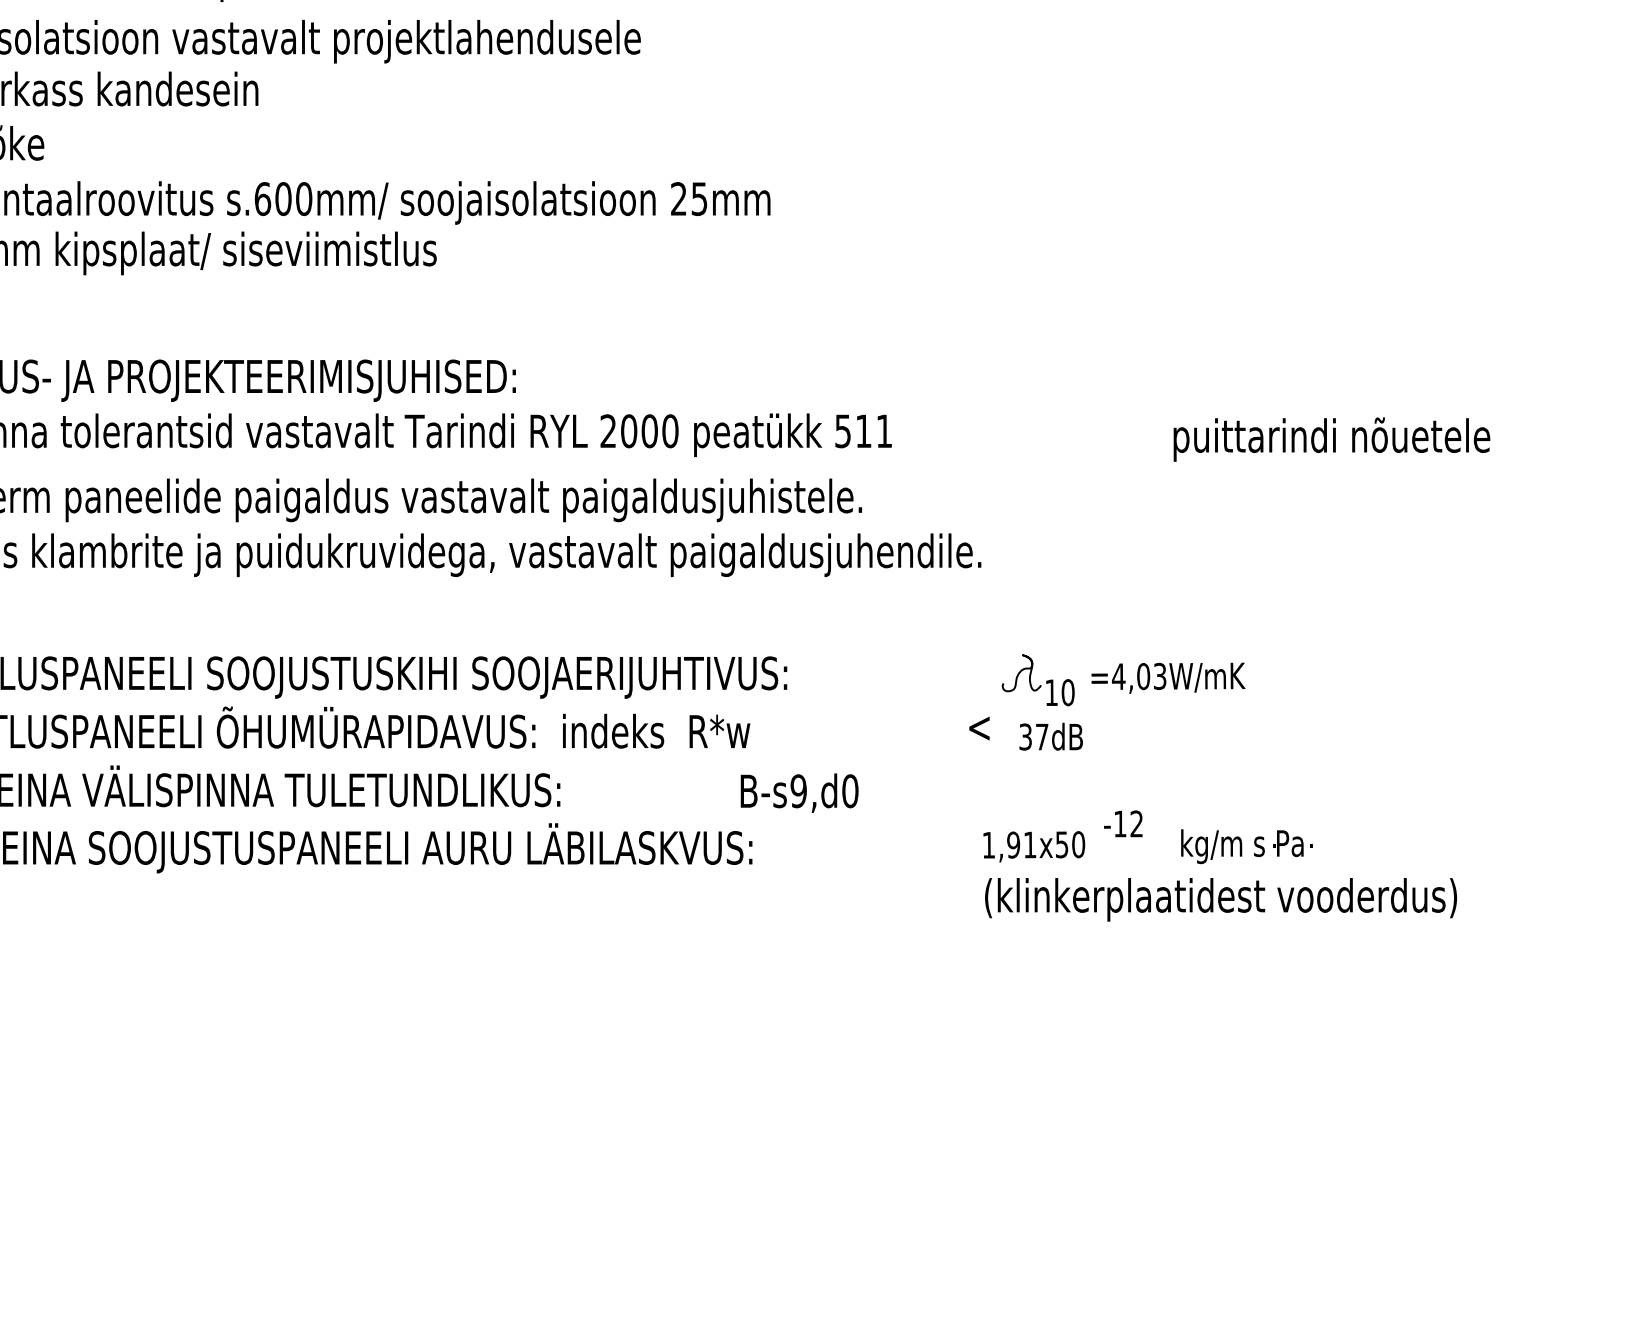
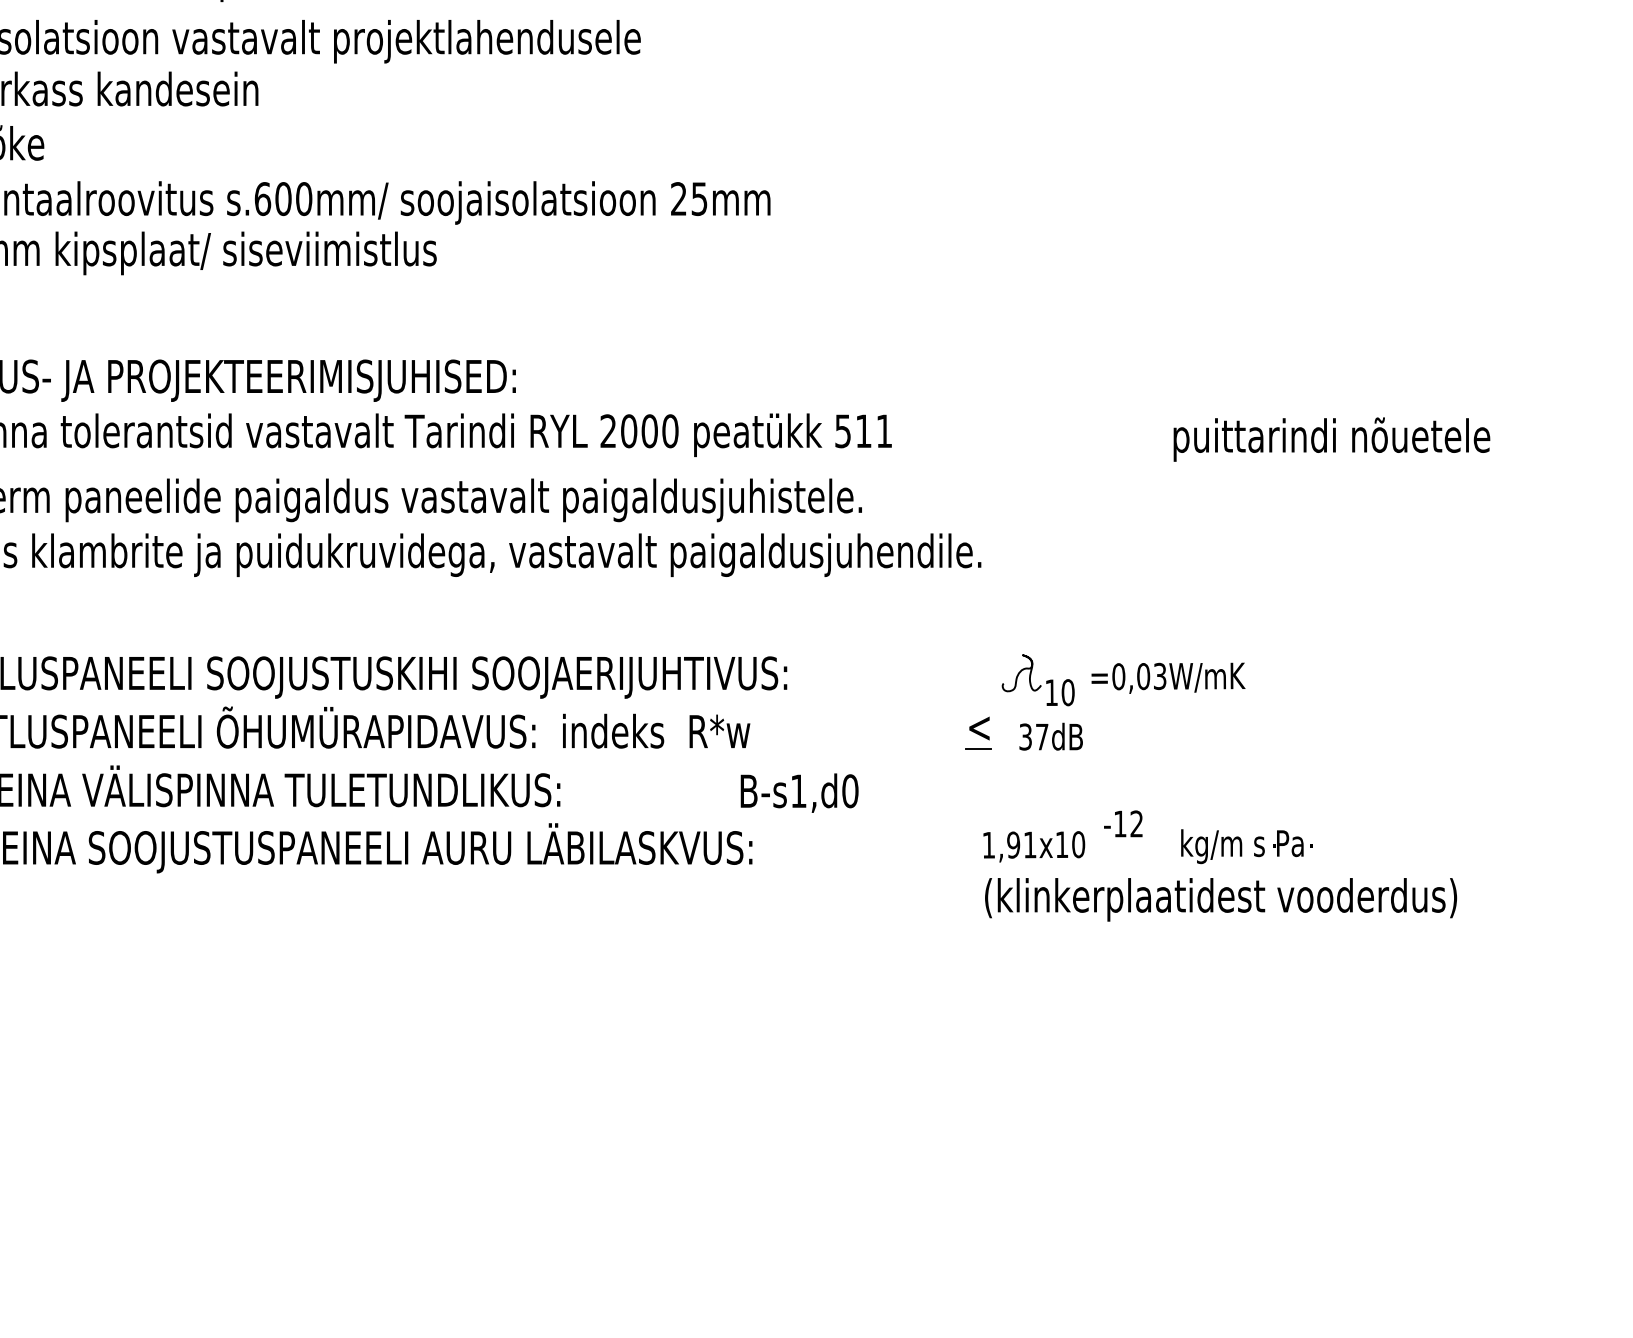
text: =4,03W/mK -> =0,03W/mK (1118, 676)
line: none -> present (977, 749)
text: B-s9,d0 -> B-s1,d0 (798, 791)
text: 1,91x50 -> 1,91x10 (1062, 844)
